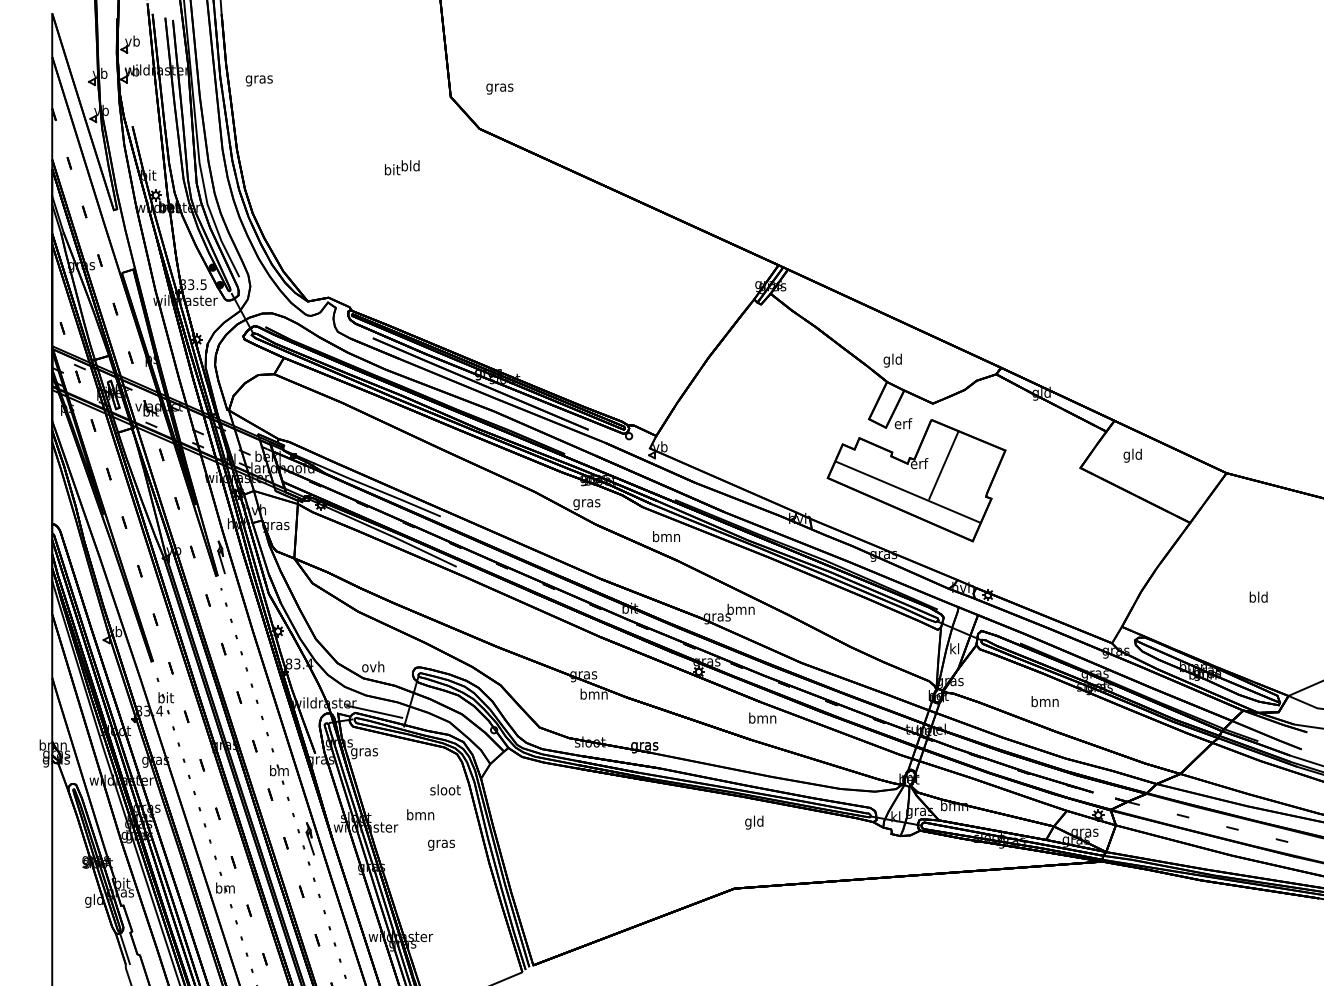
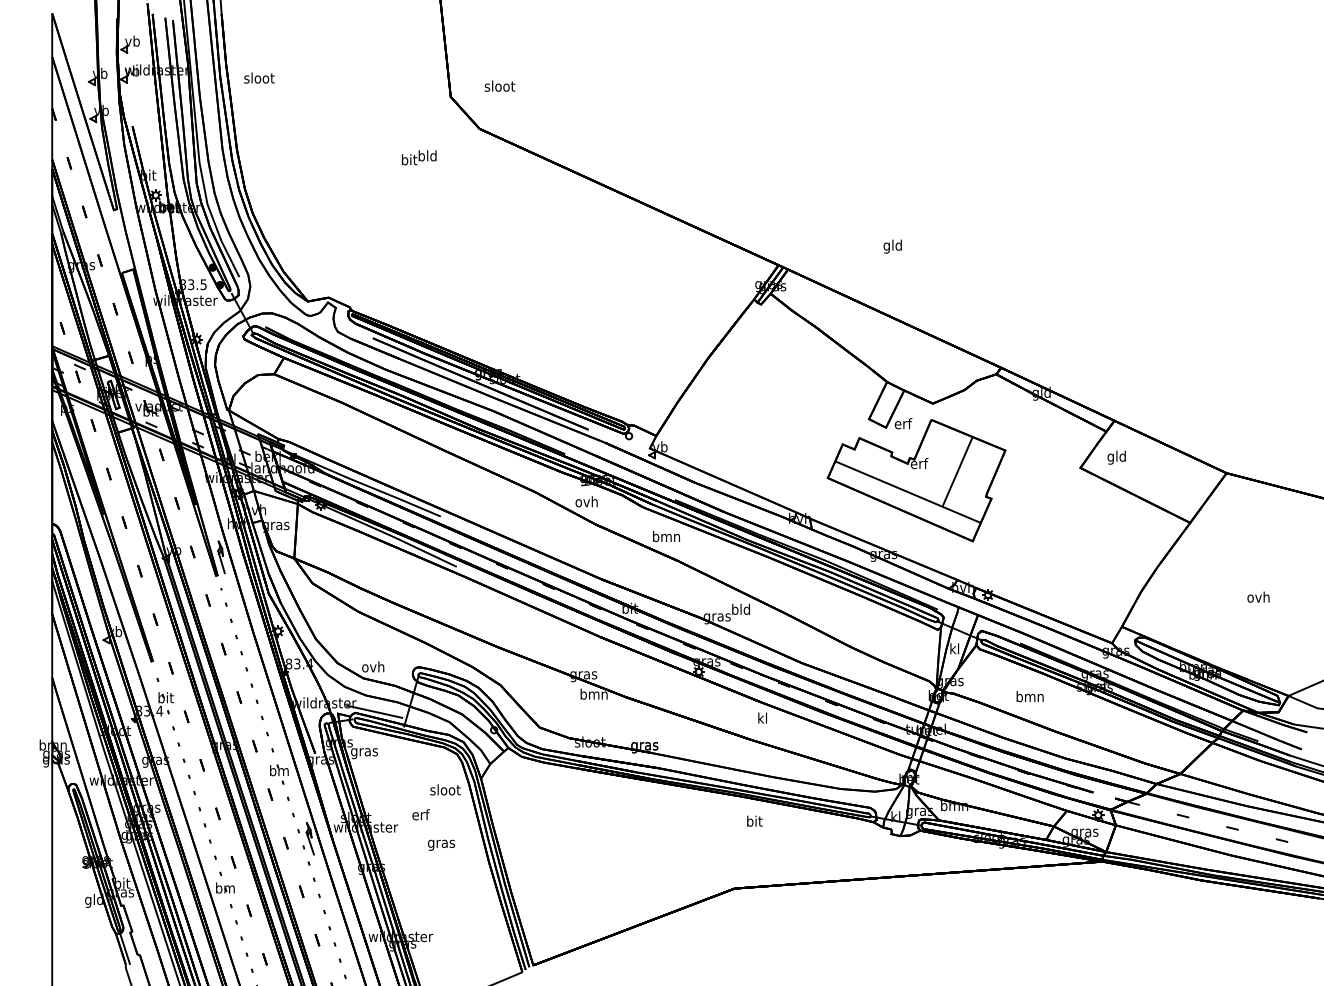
text: gras -> sloot (259, 79)
text: gras -> sloot (499, 87)
text position: (402, 167) -> (419, 157) (419, 157)
text position: (892, 360) -> (892, 246) (892, 246)
text position: (1132, 455) -> (1116, 457) (1116, 457)
line position: (943, 465) -> (957, 471) (957, 471)
text: gras -> ovh (586, 503)
text: bld -> ovh (1258, 596)
text: bmn -> bld (740, 608)
text position: (1044, 701) -> (1029, 696) (1029, 696)
text: bmn -> kl (762, 717)
text: bmn -> erf (420, 814)
text: gld -> bit (754, 822)
